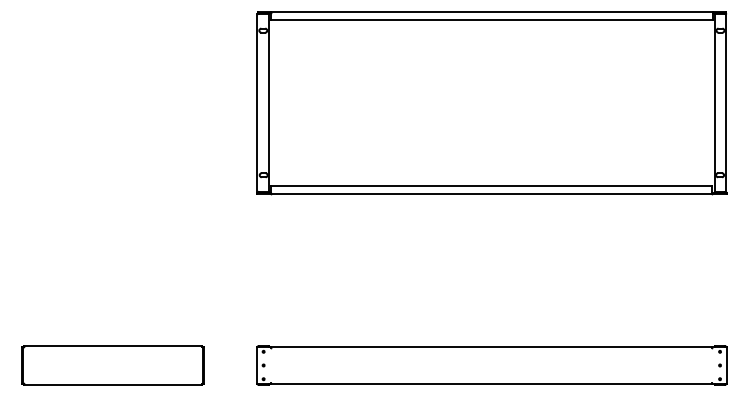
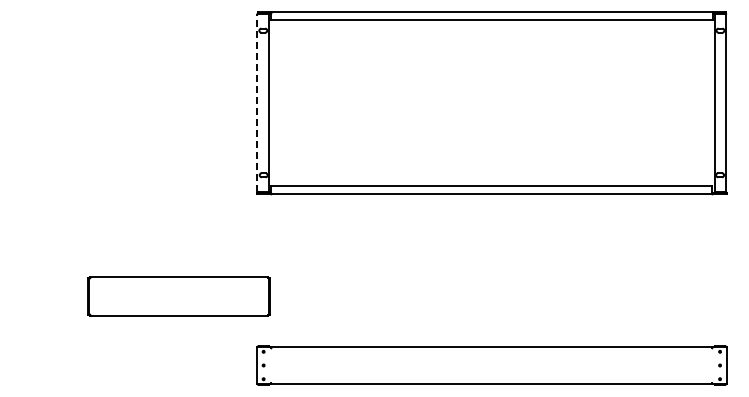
line: solid -> dashed (257, 102)
part position: (112, 365) -> (178, 296) (178, 296)
